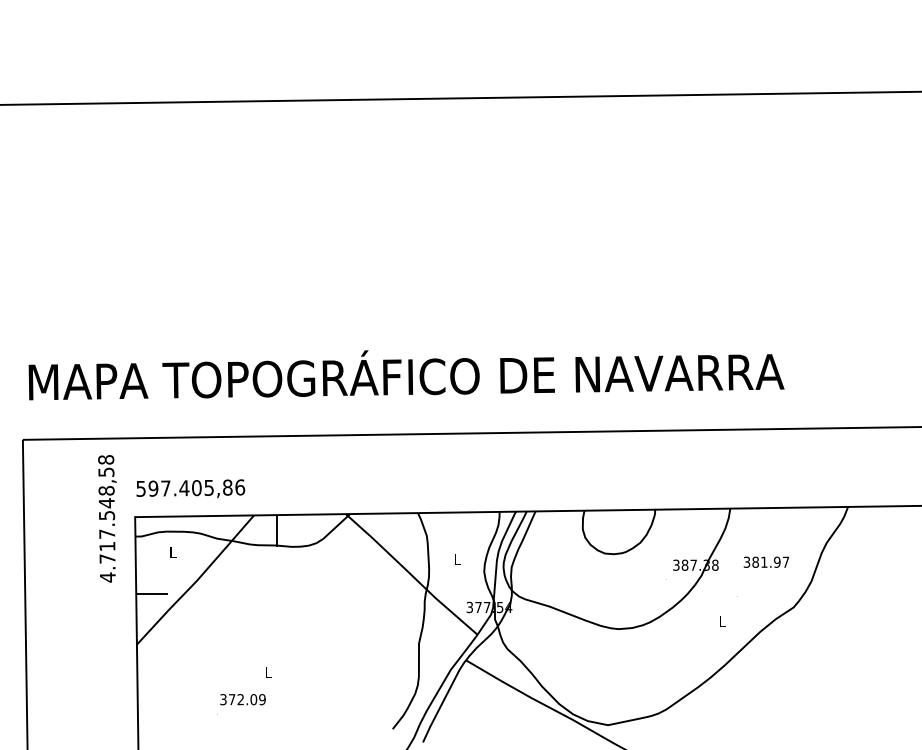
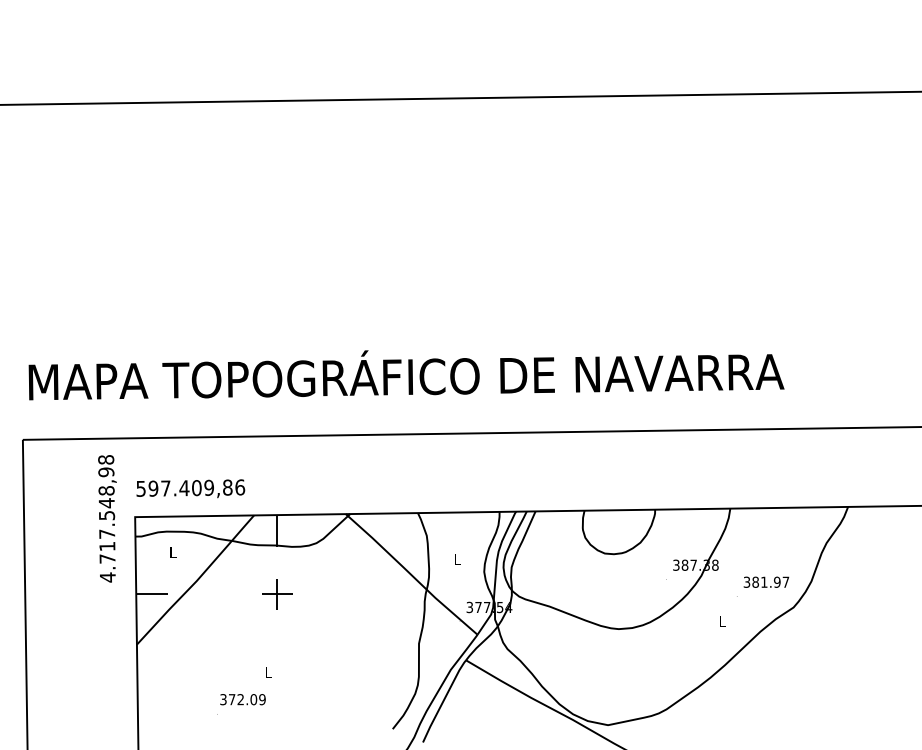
text: 4.717.548,58 -> 4.717.548,98 (106, 472)
text: 597.405,86 -> 597.409,86 (208, 487)
text position: (766, 561) -> (766, 581) (766, 581)
part: none -> present (277, 594)
